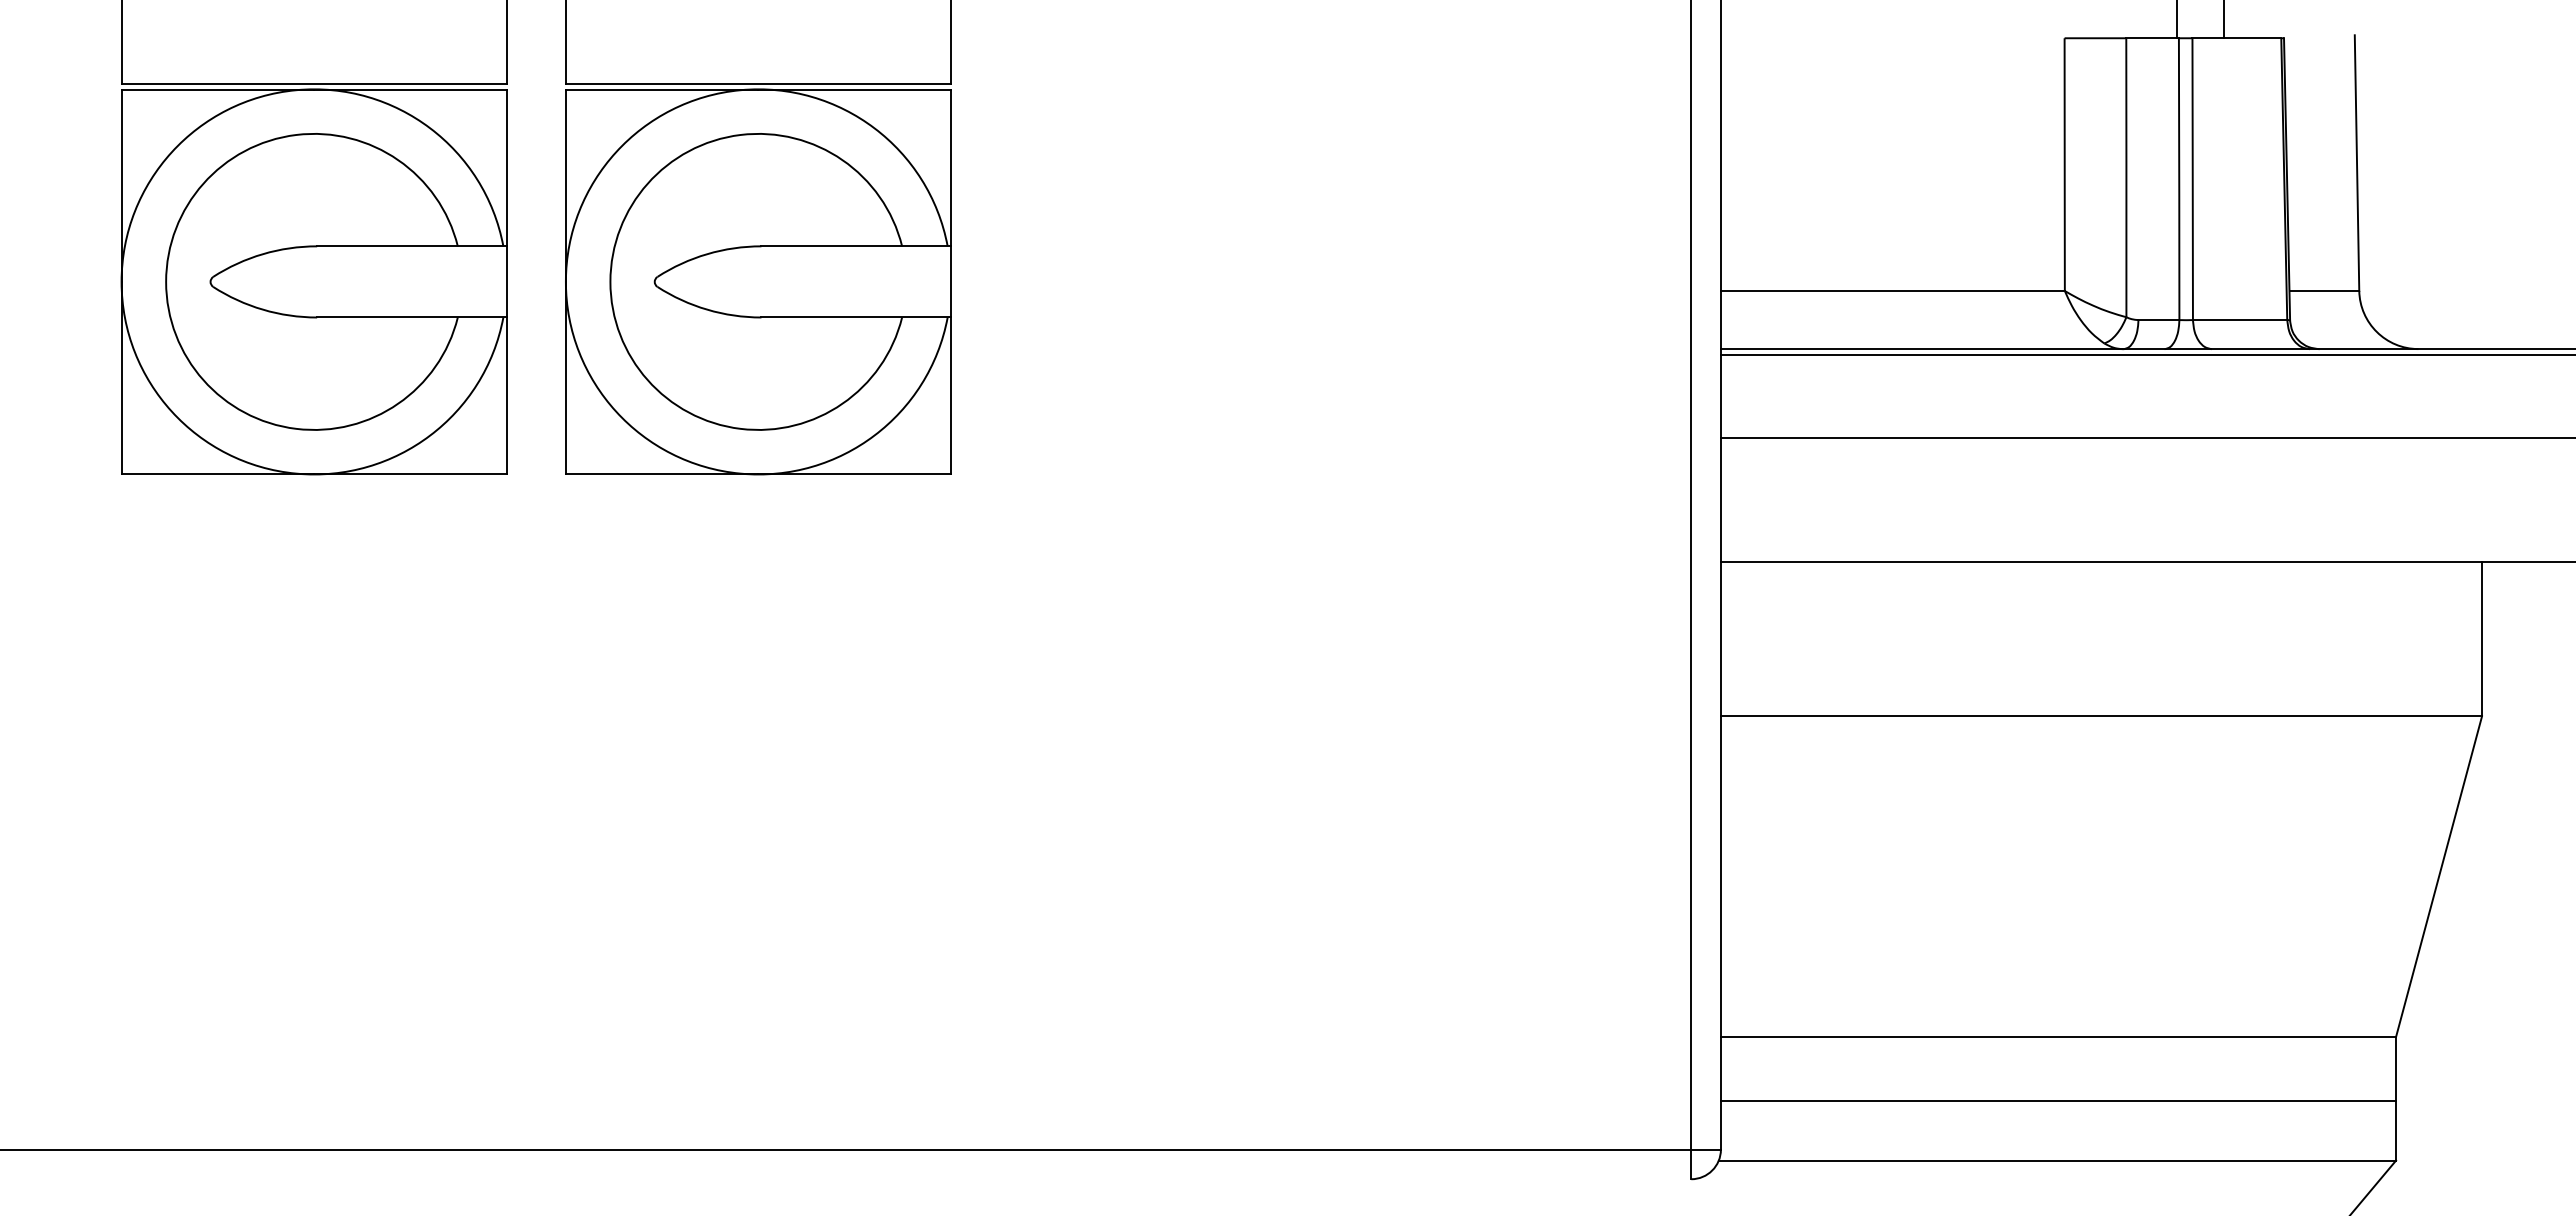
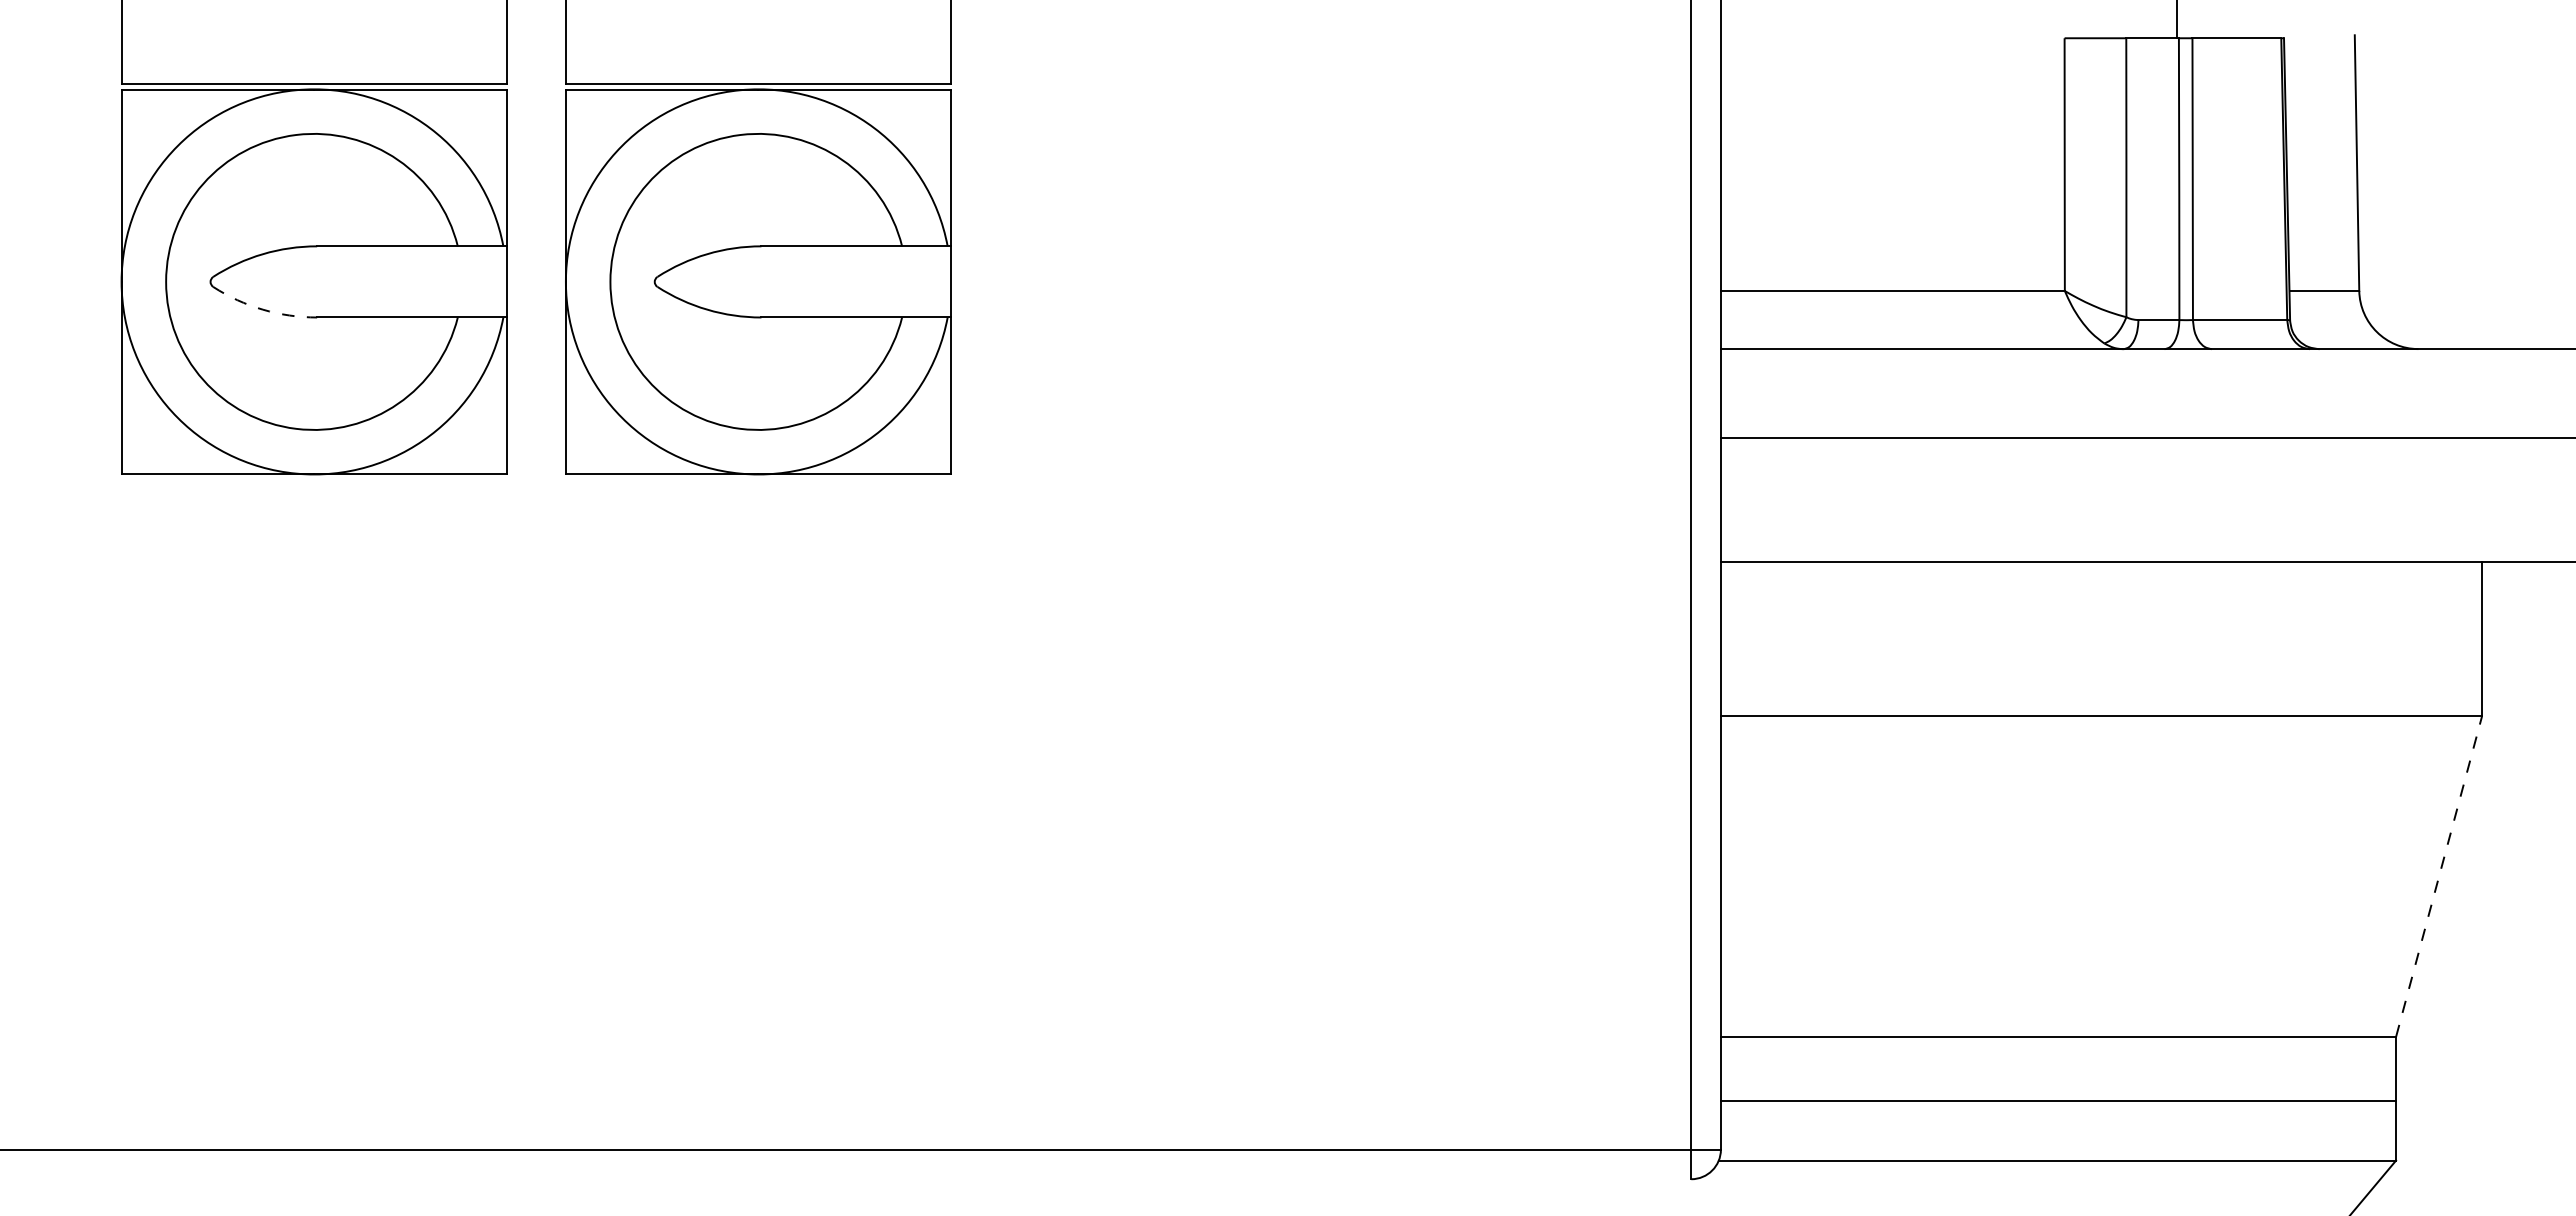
line: present -> none (2224, 20)
arc: solid -> dashed (262, 309)
line: present -> none (2146, 355)
line: solid -> dashed (2439, 876)
